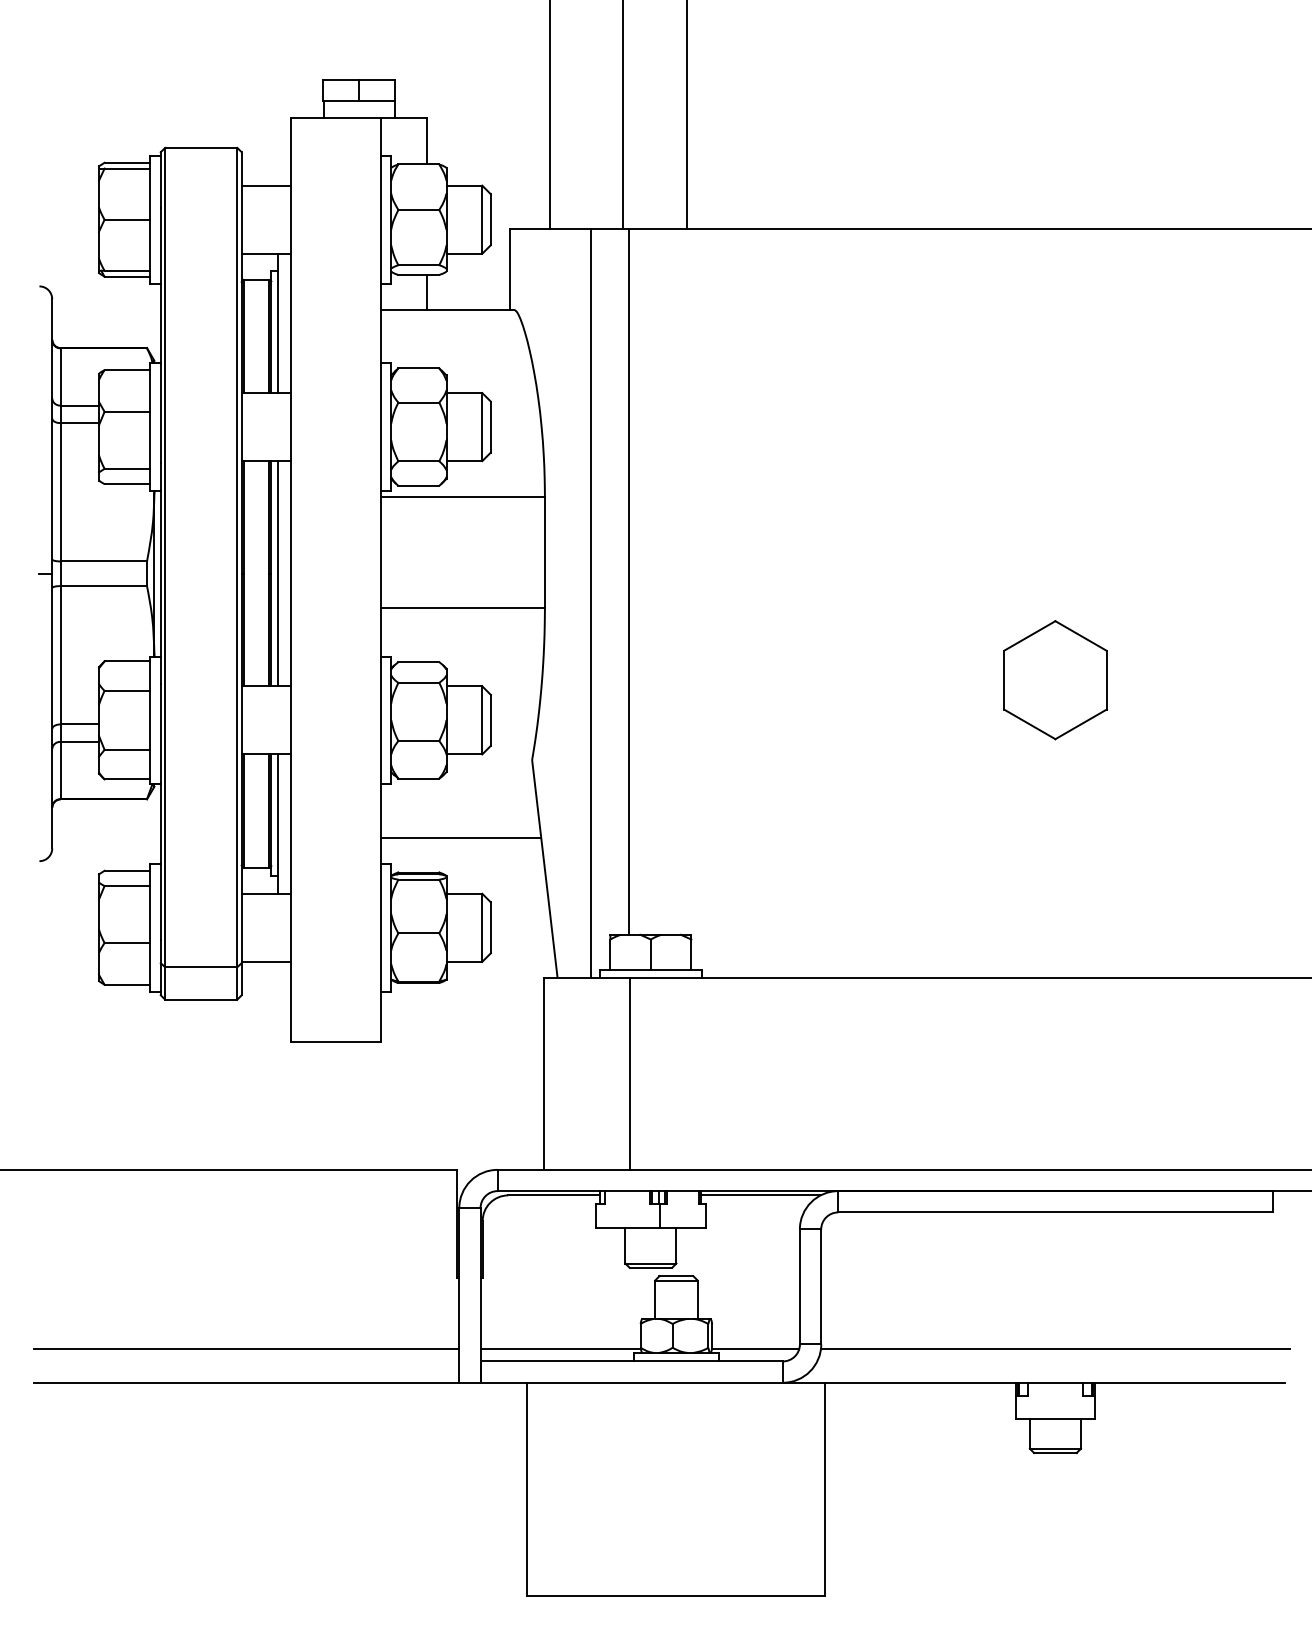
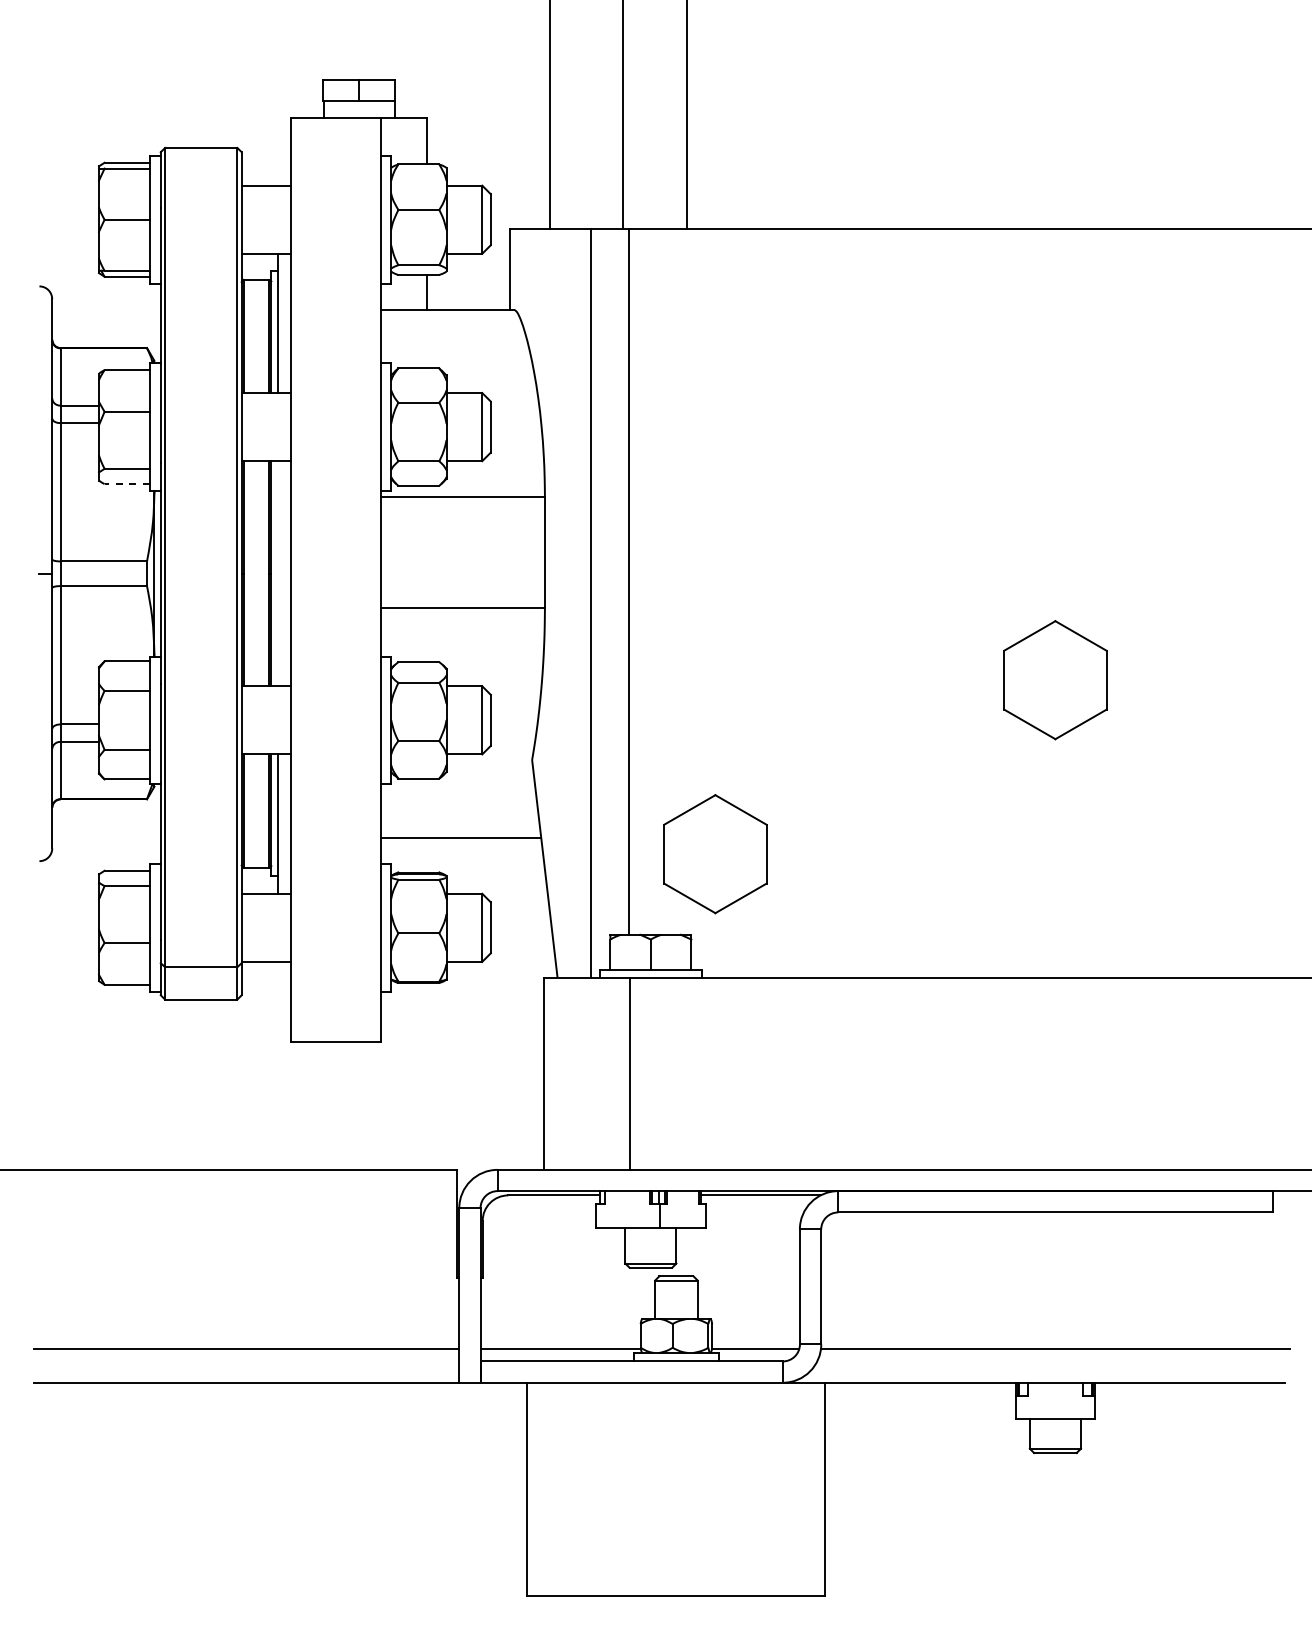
line: solid -> dashed (127, 484)
line: present -> none (278, 573)
part: none -> present (715, 854)
